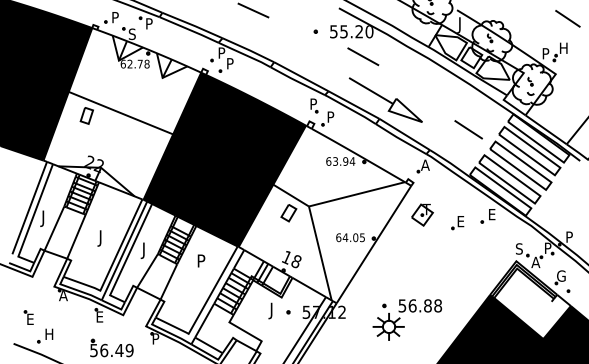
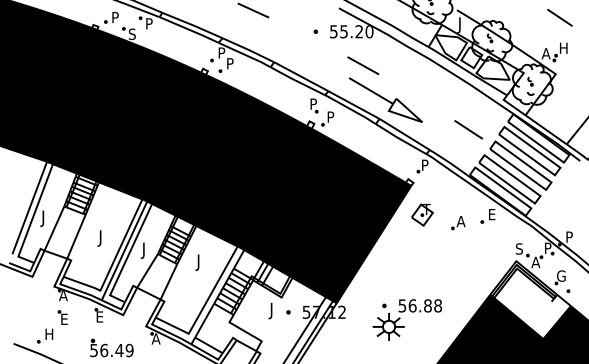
line position: (567, 18) -> (559, 17) (559, 17)
text: P -> A (545, 53)
line position: (363, 56) -> (363, 65) (363, 65)
fill: none -> present (122, 113)
text: A -> P (425, 164)
fill: none -> present (324, 214)
text: E -> A (460, 221)
text: P -> J (200, 262)
part position: (28, 317) -> (62, 317) (62, 317)
text: P -> A (155, 338)
